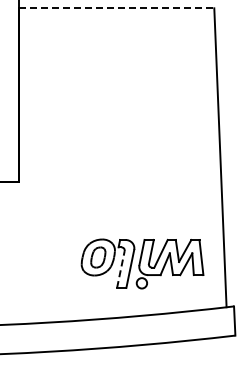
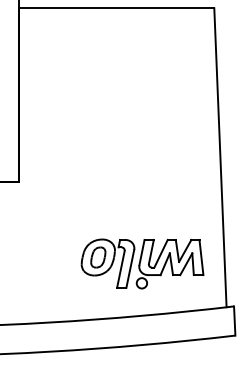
line: dashed -> solid (117, 8)
line: dashed -> solid (120, 269)
